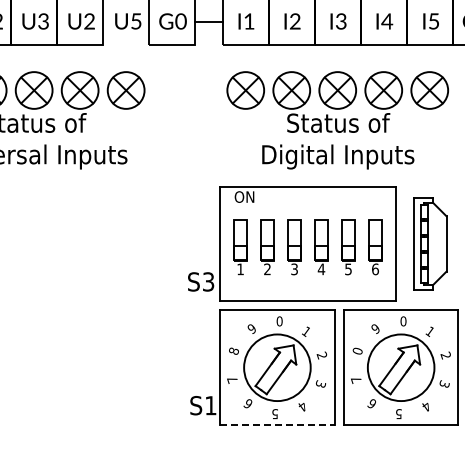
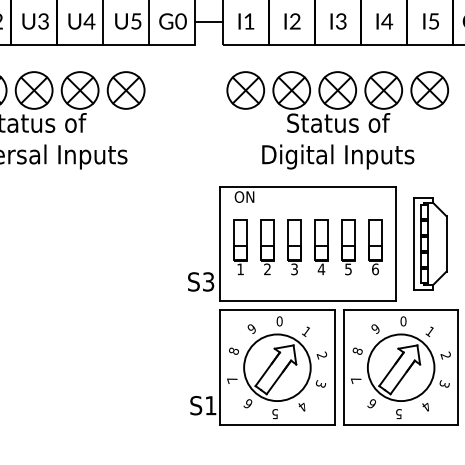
text: U2 -> U4 (89, 21)
line: none -> present (126, 44)
text: 0 -> 8 (357, 350)
line: dashed -> solid (277, 425)
